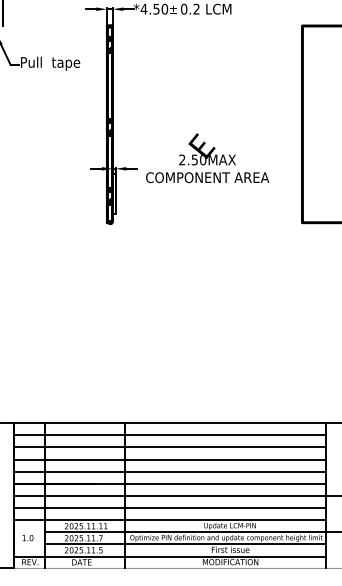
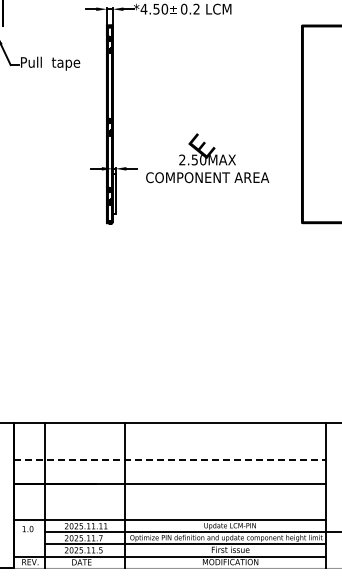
line: present -> none (169, 435)
line: present -> none (169, 447)
line: solid -> dashed (170, 459)
line: present -> none (169, 471)
line: present -> none (175, 495)
line: present -> none (169, 508)
text position: (27, 538) -> (27, 529) (27, 529)
